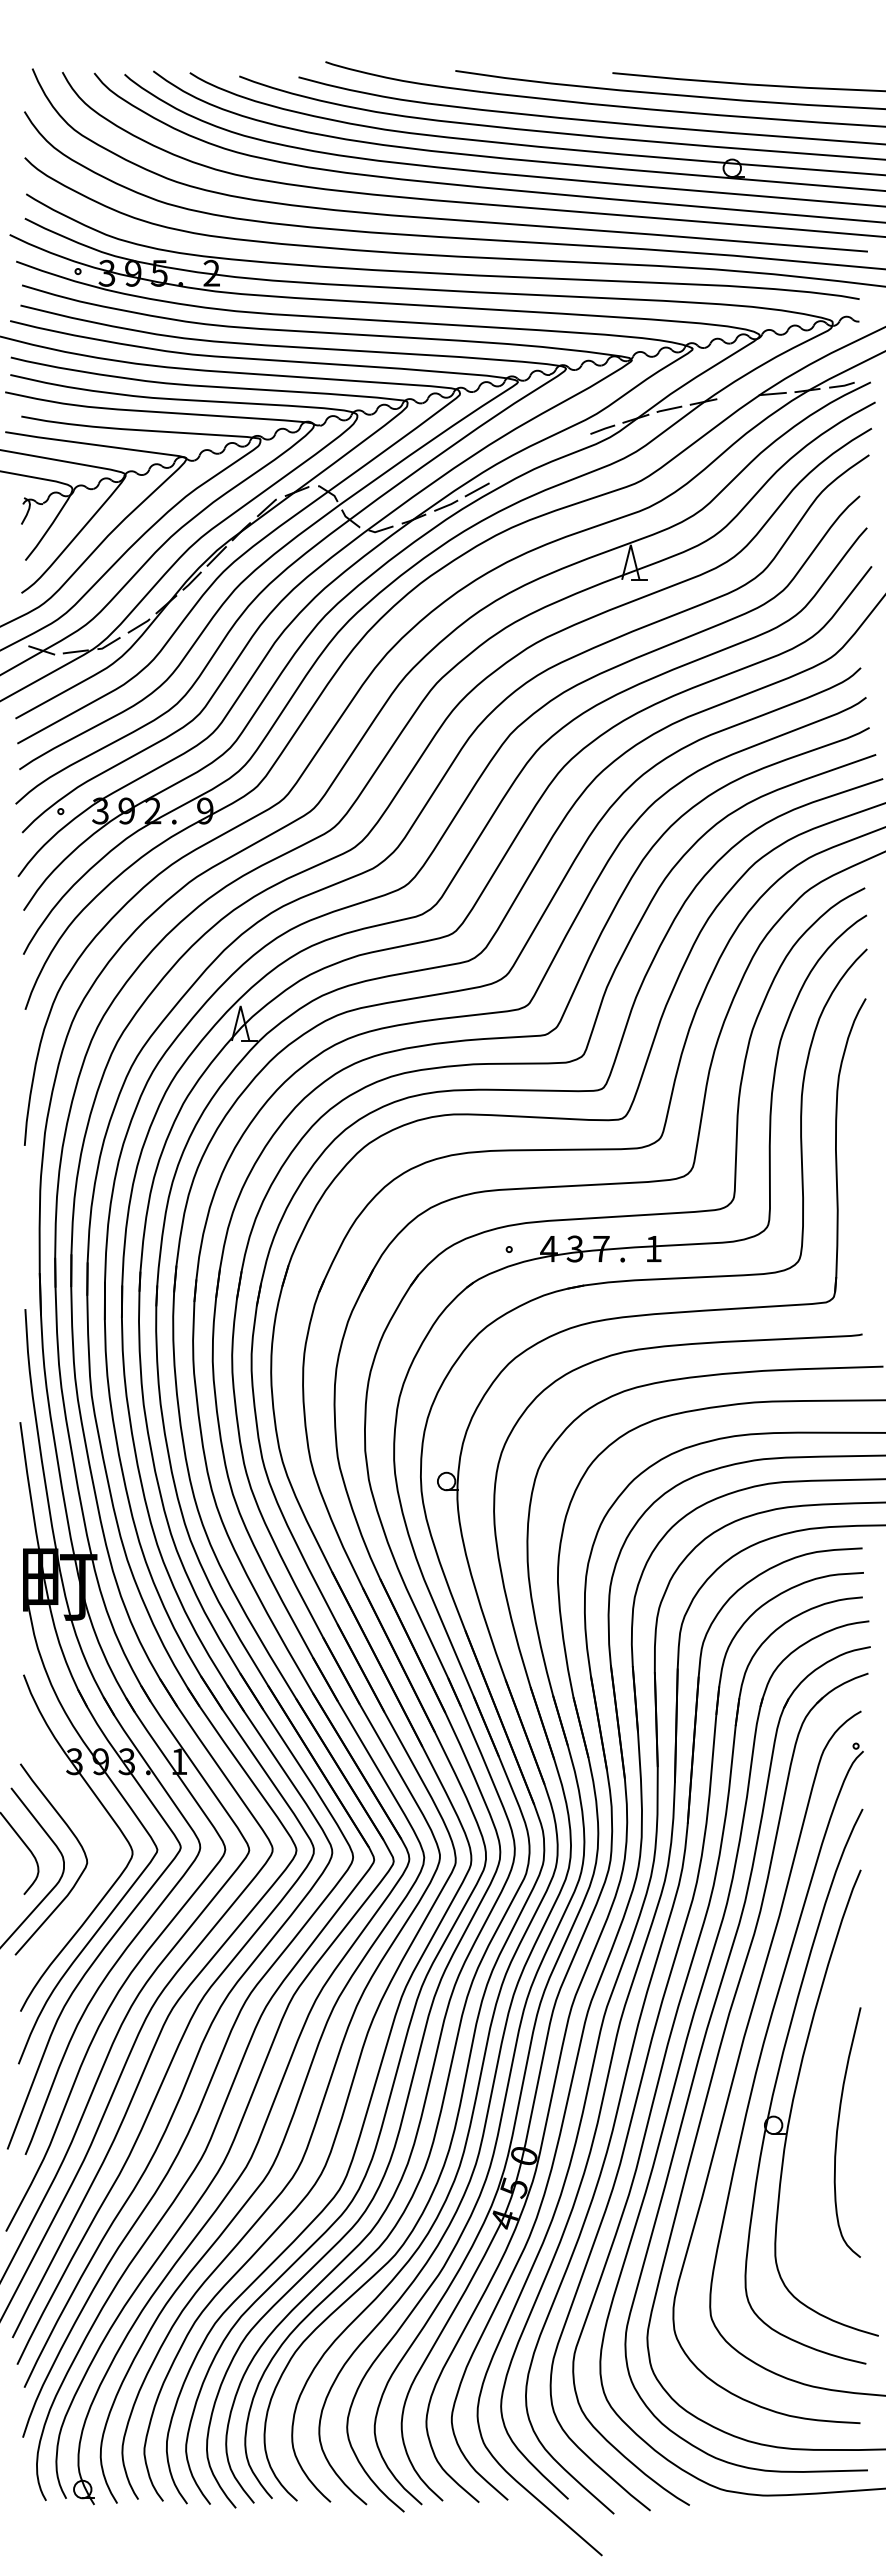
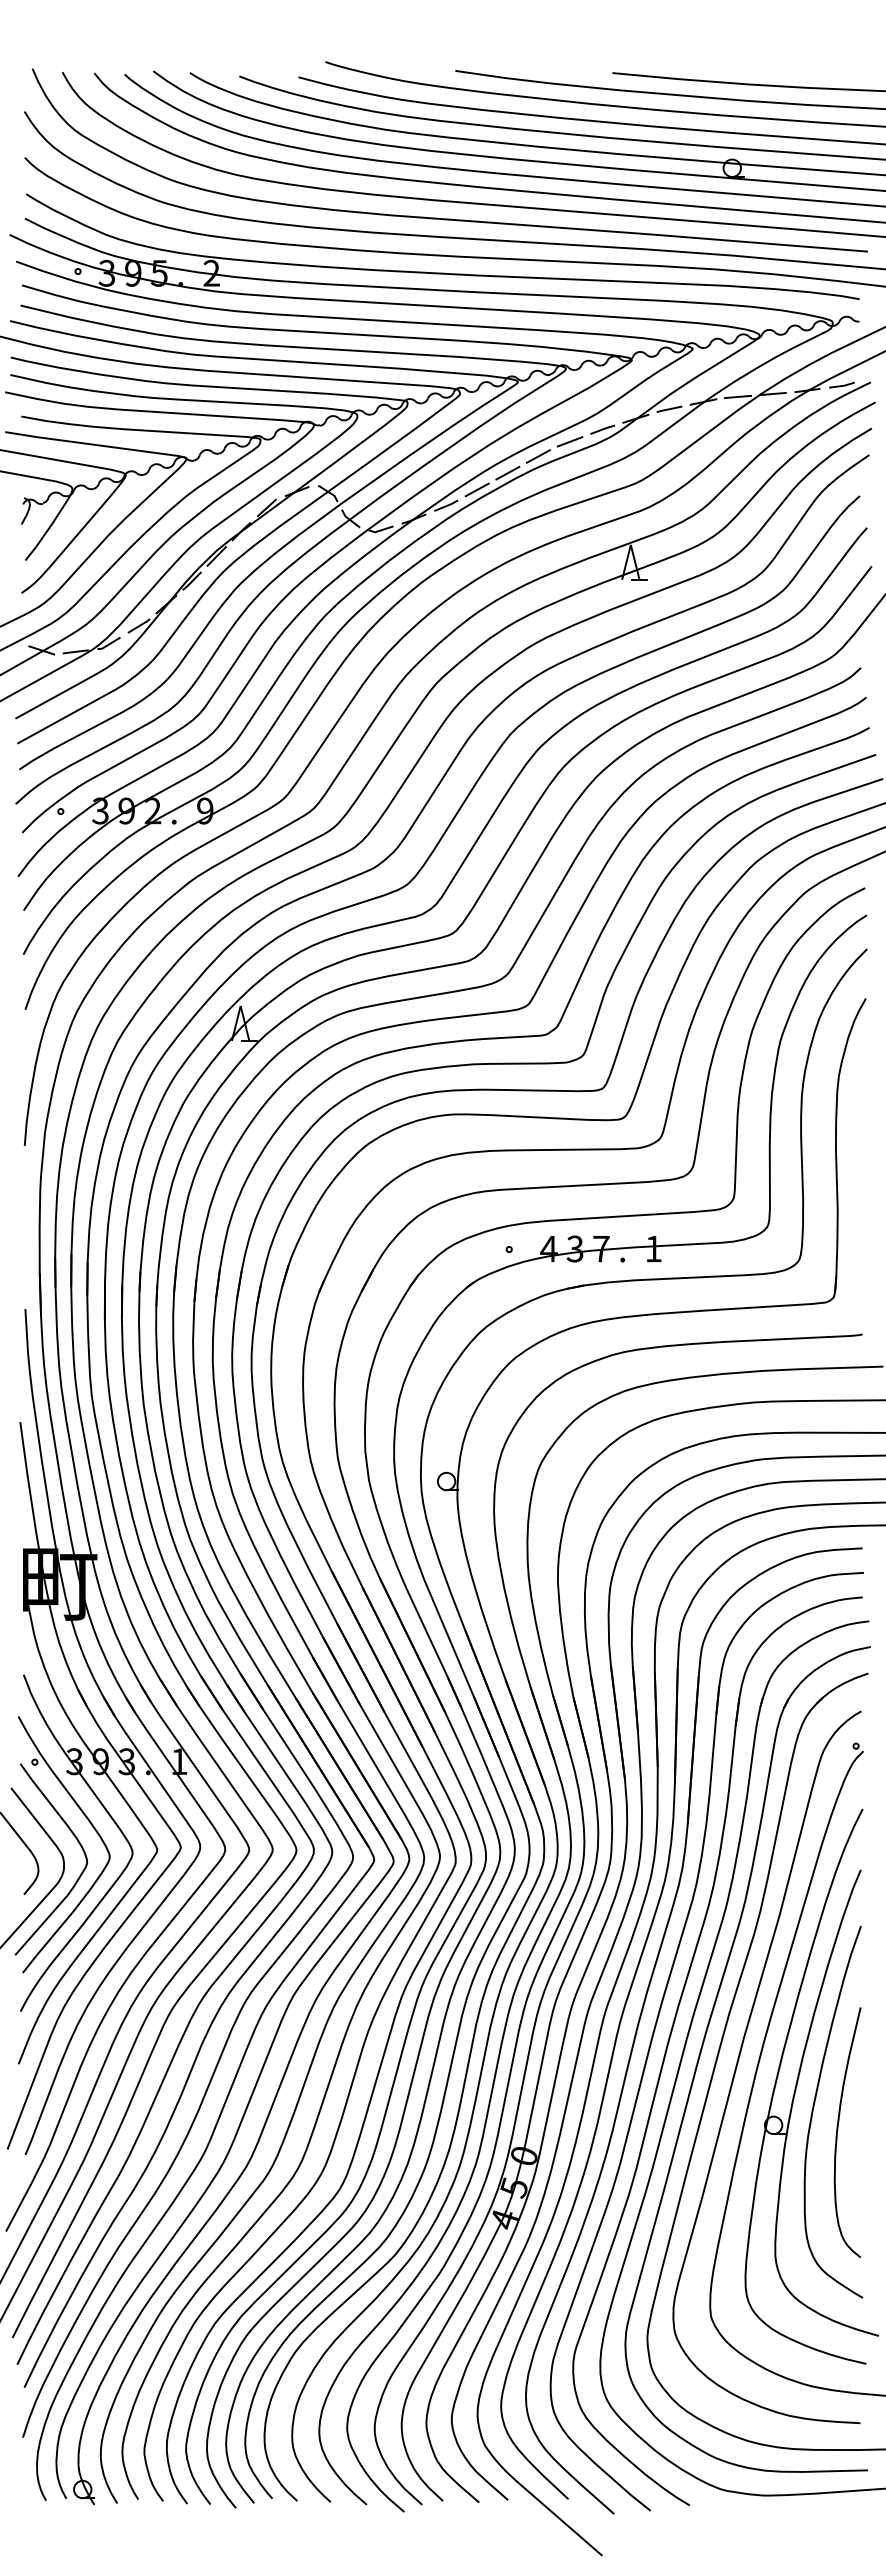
line: none -> present (737, 396)
line: none -> present (569, 441)
line: none -> present (538, 456)
line: none -> present (507, 472)
part: none -> present (90, 1824)
curve: none -> present (814, 2107)
